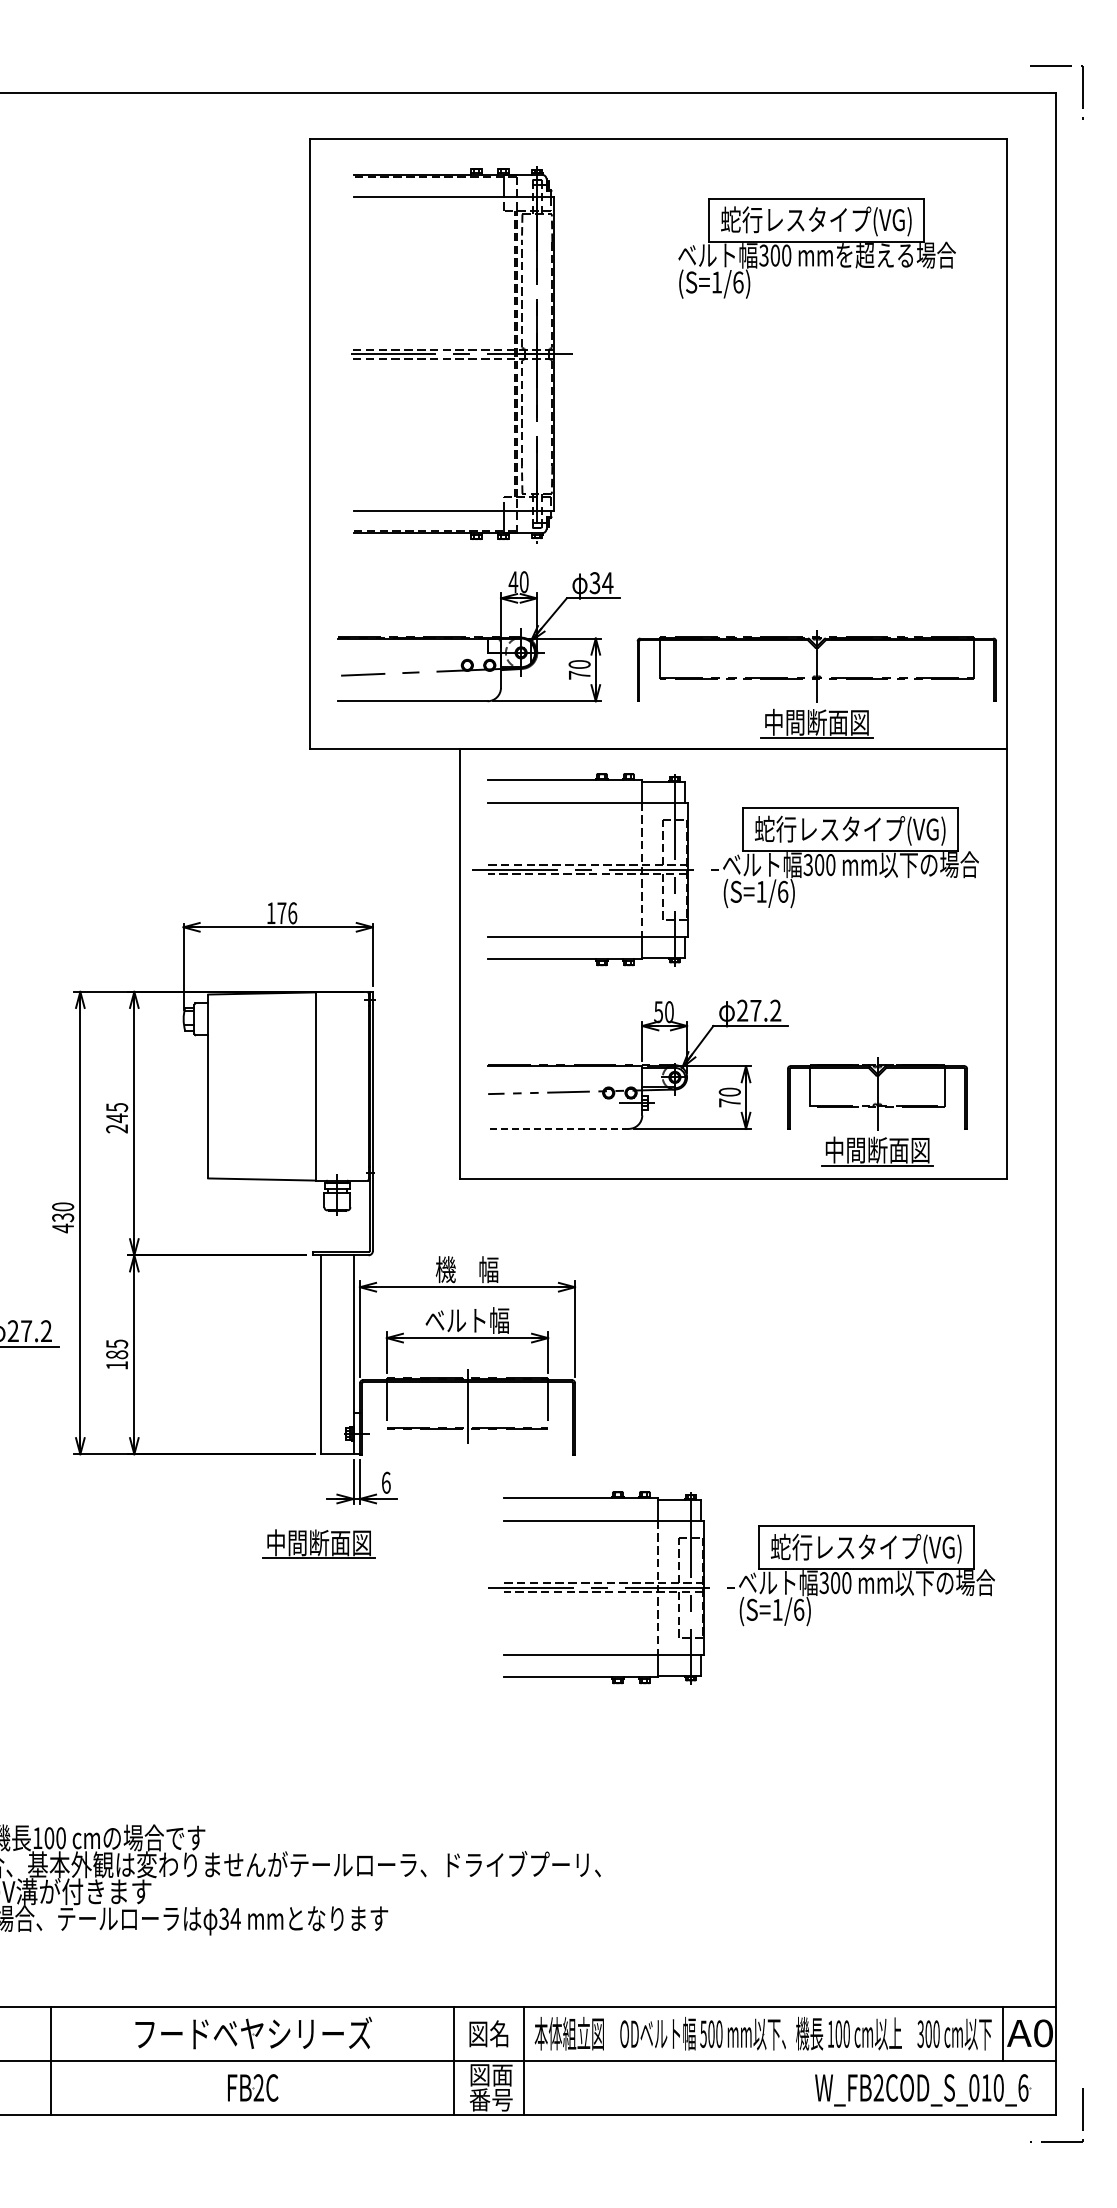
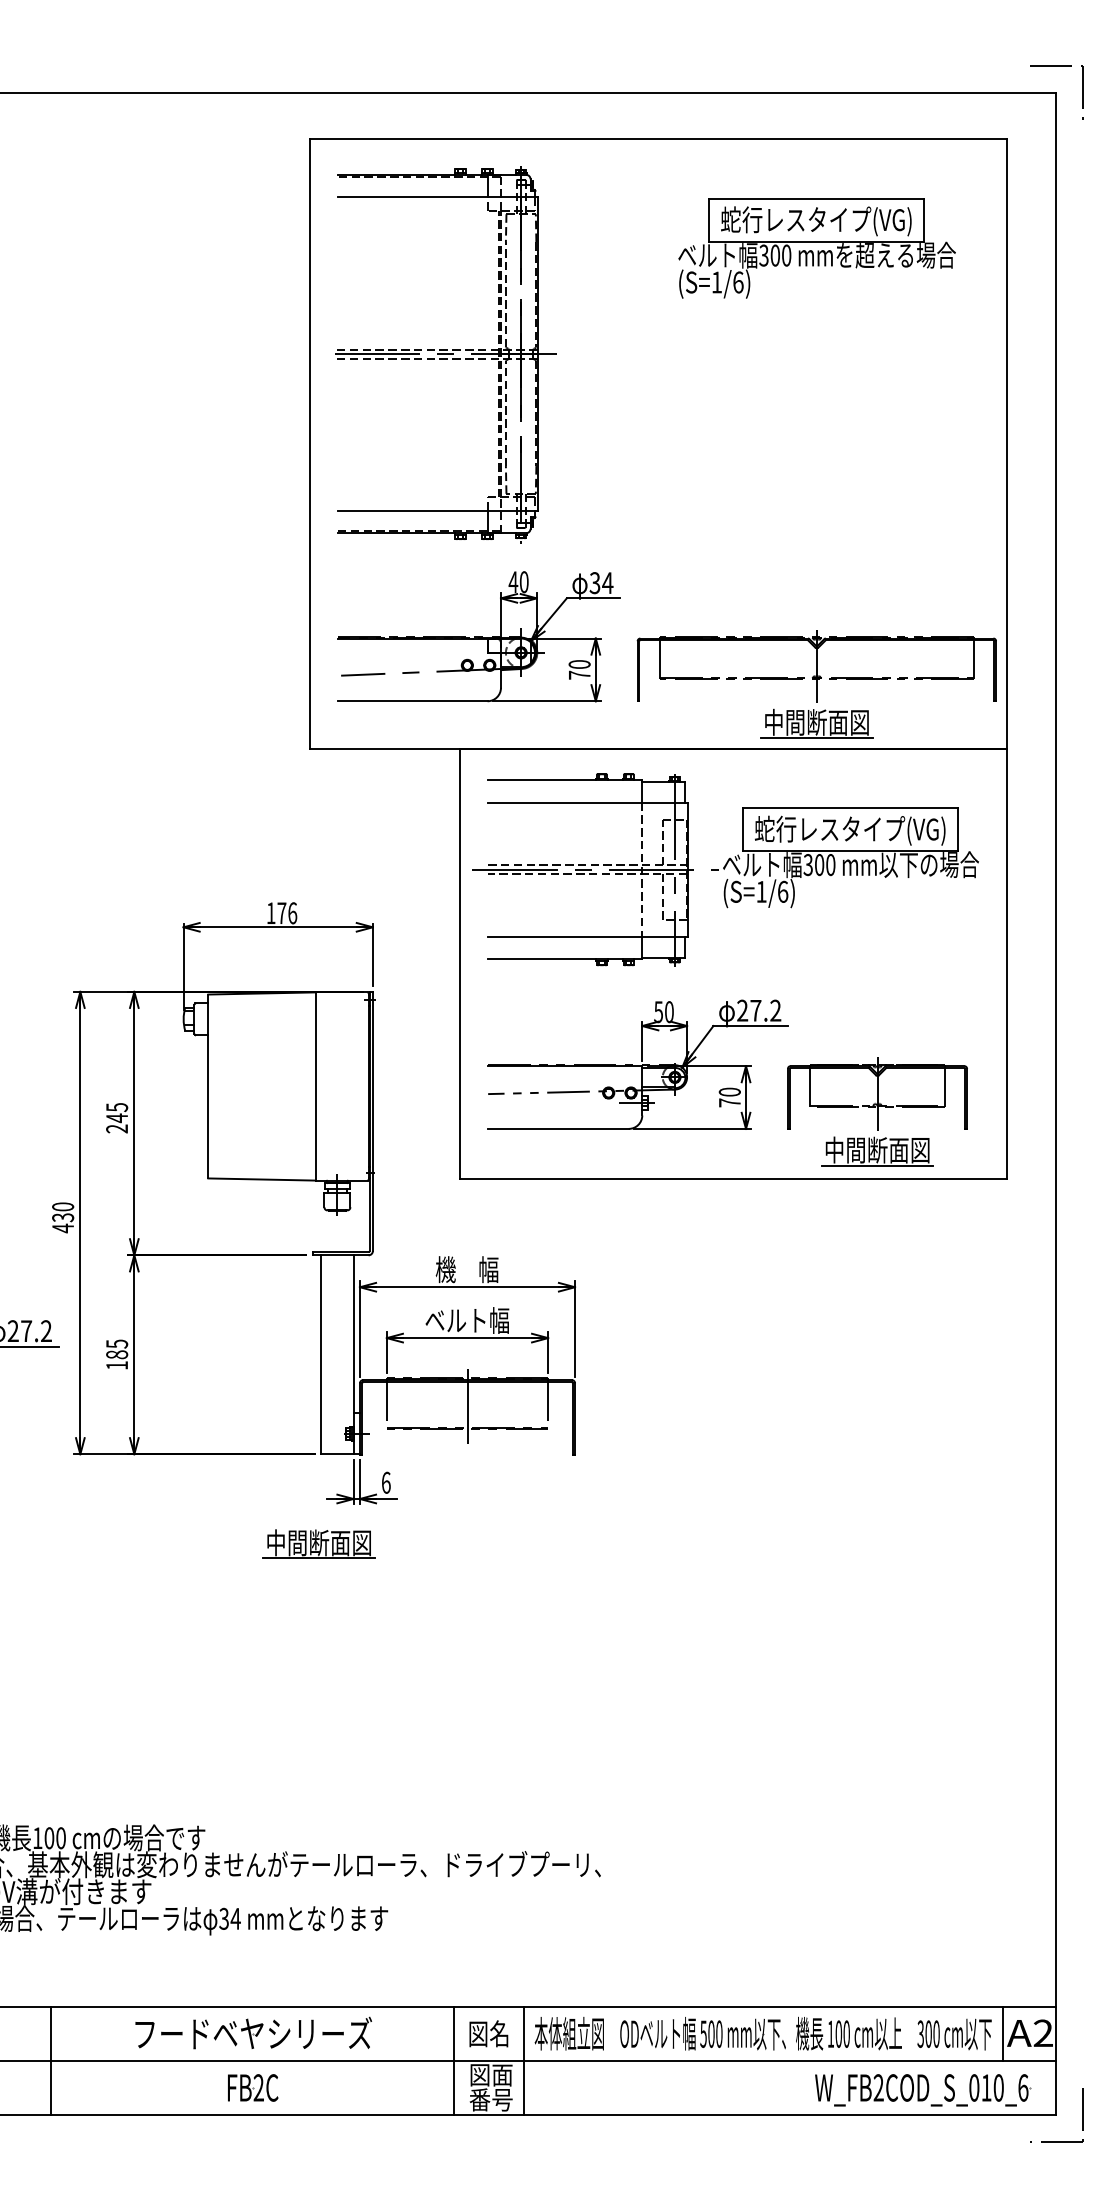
part position: (461, 354) -> (445, 354) (445, 354)
line: dashed -> solid (557, 1128)
part: present -> none (741, 1587)
text: A0 -> A2 (1042, 2033)
